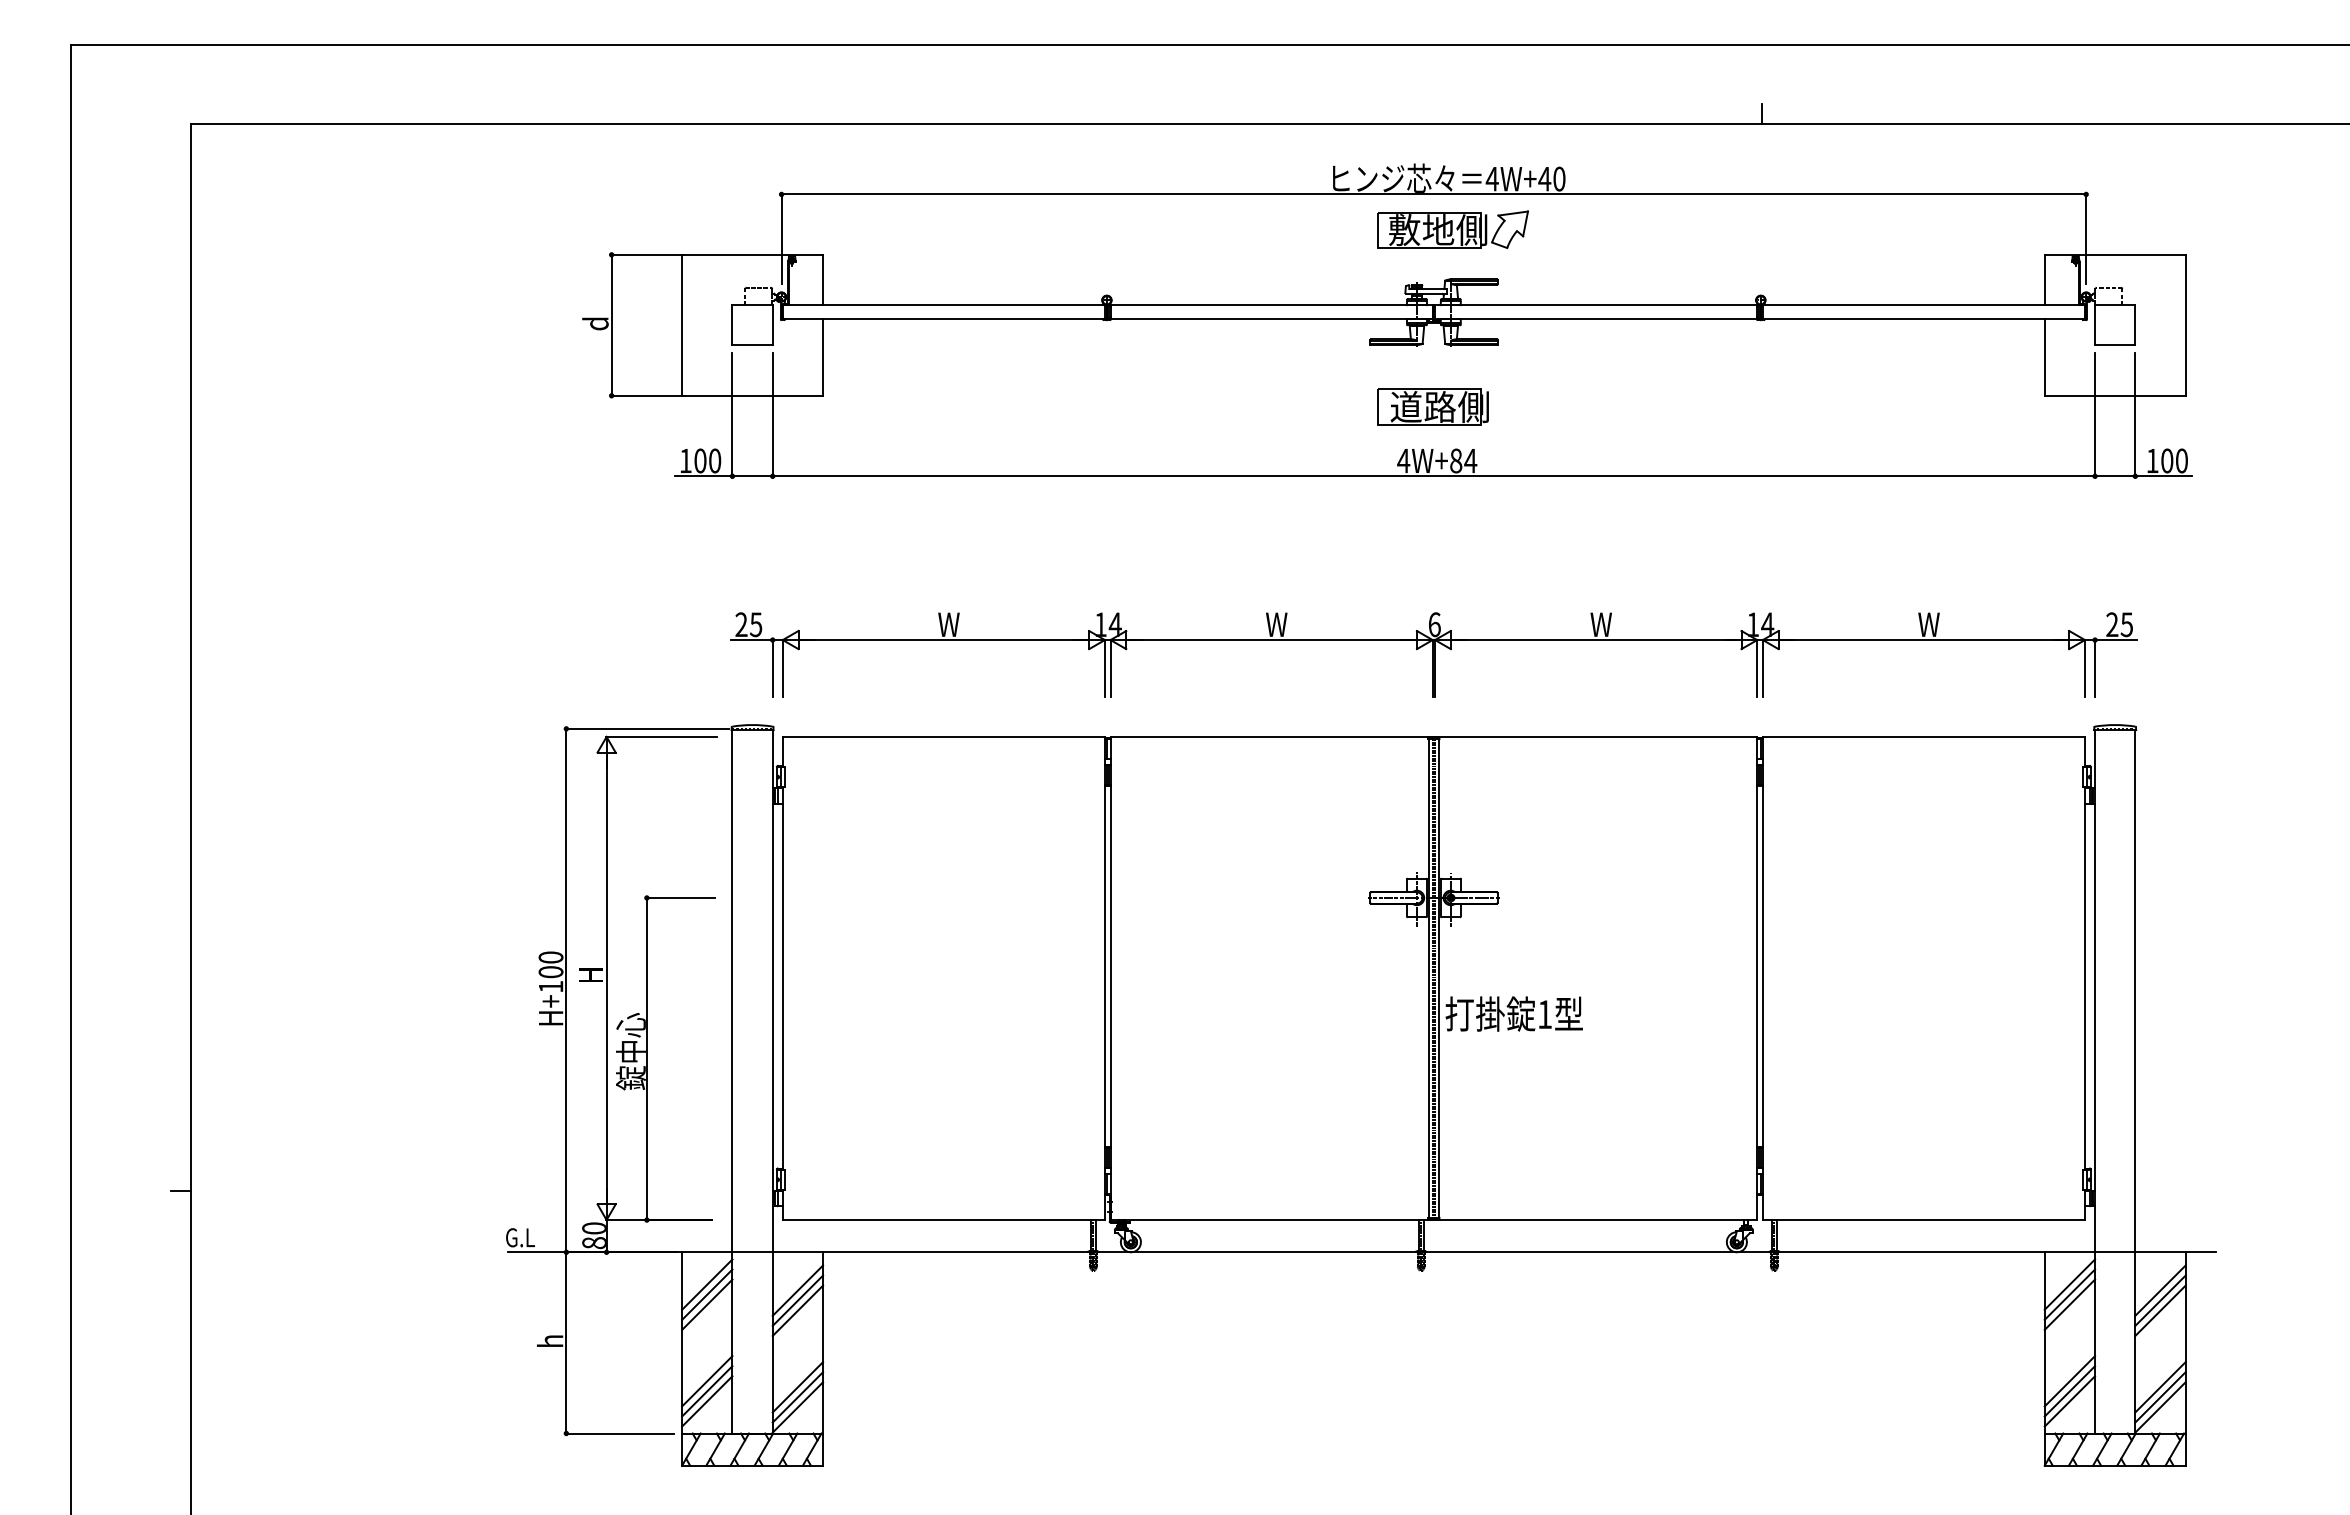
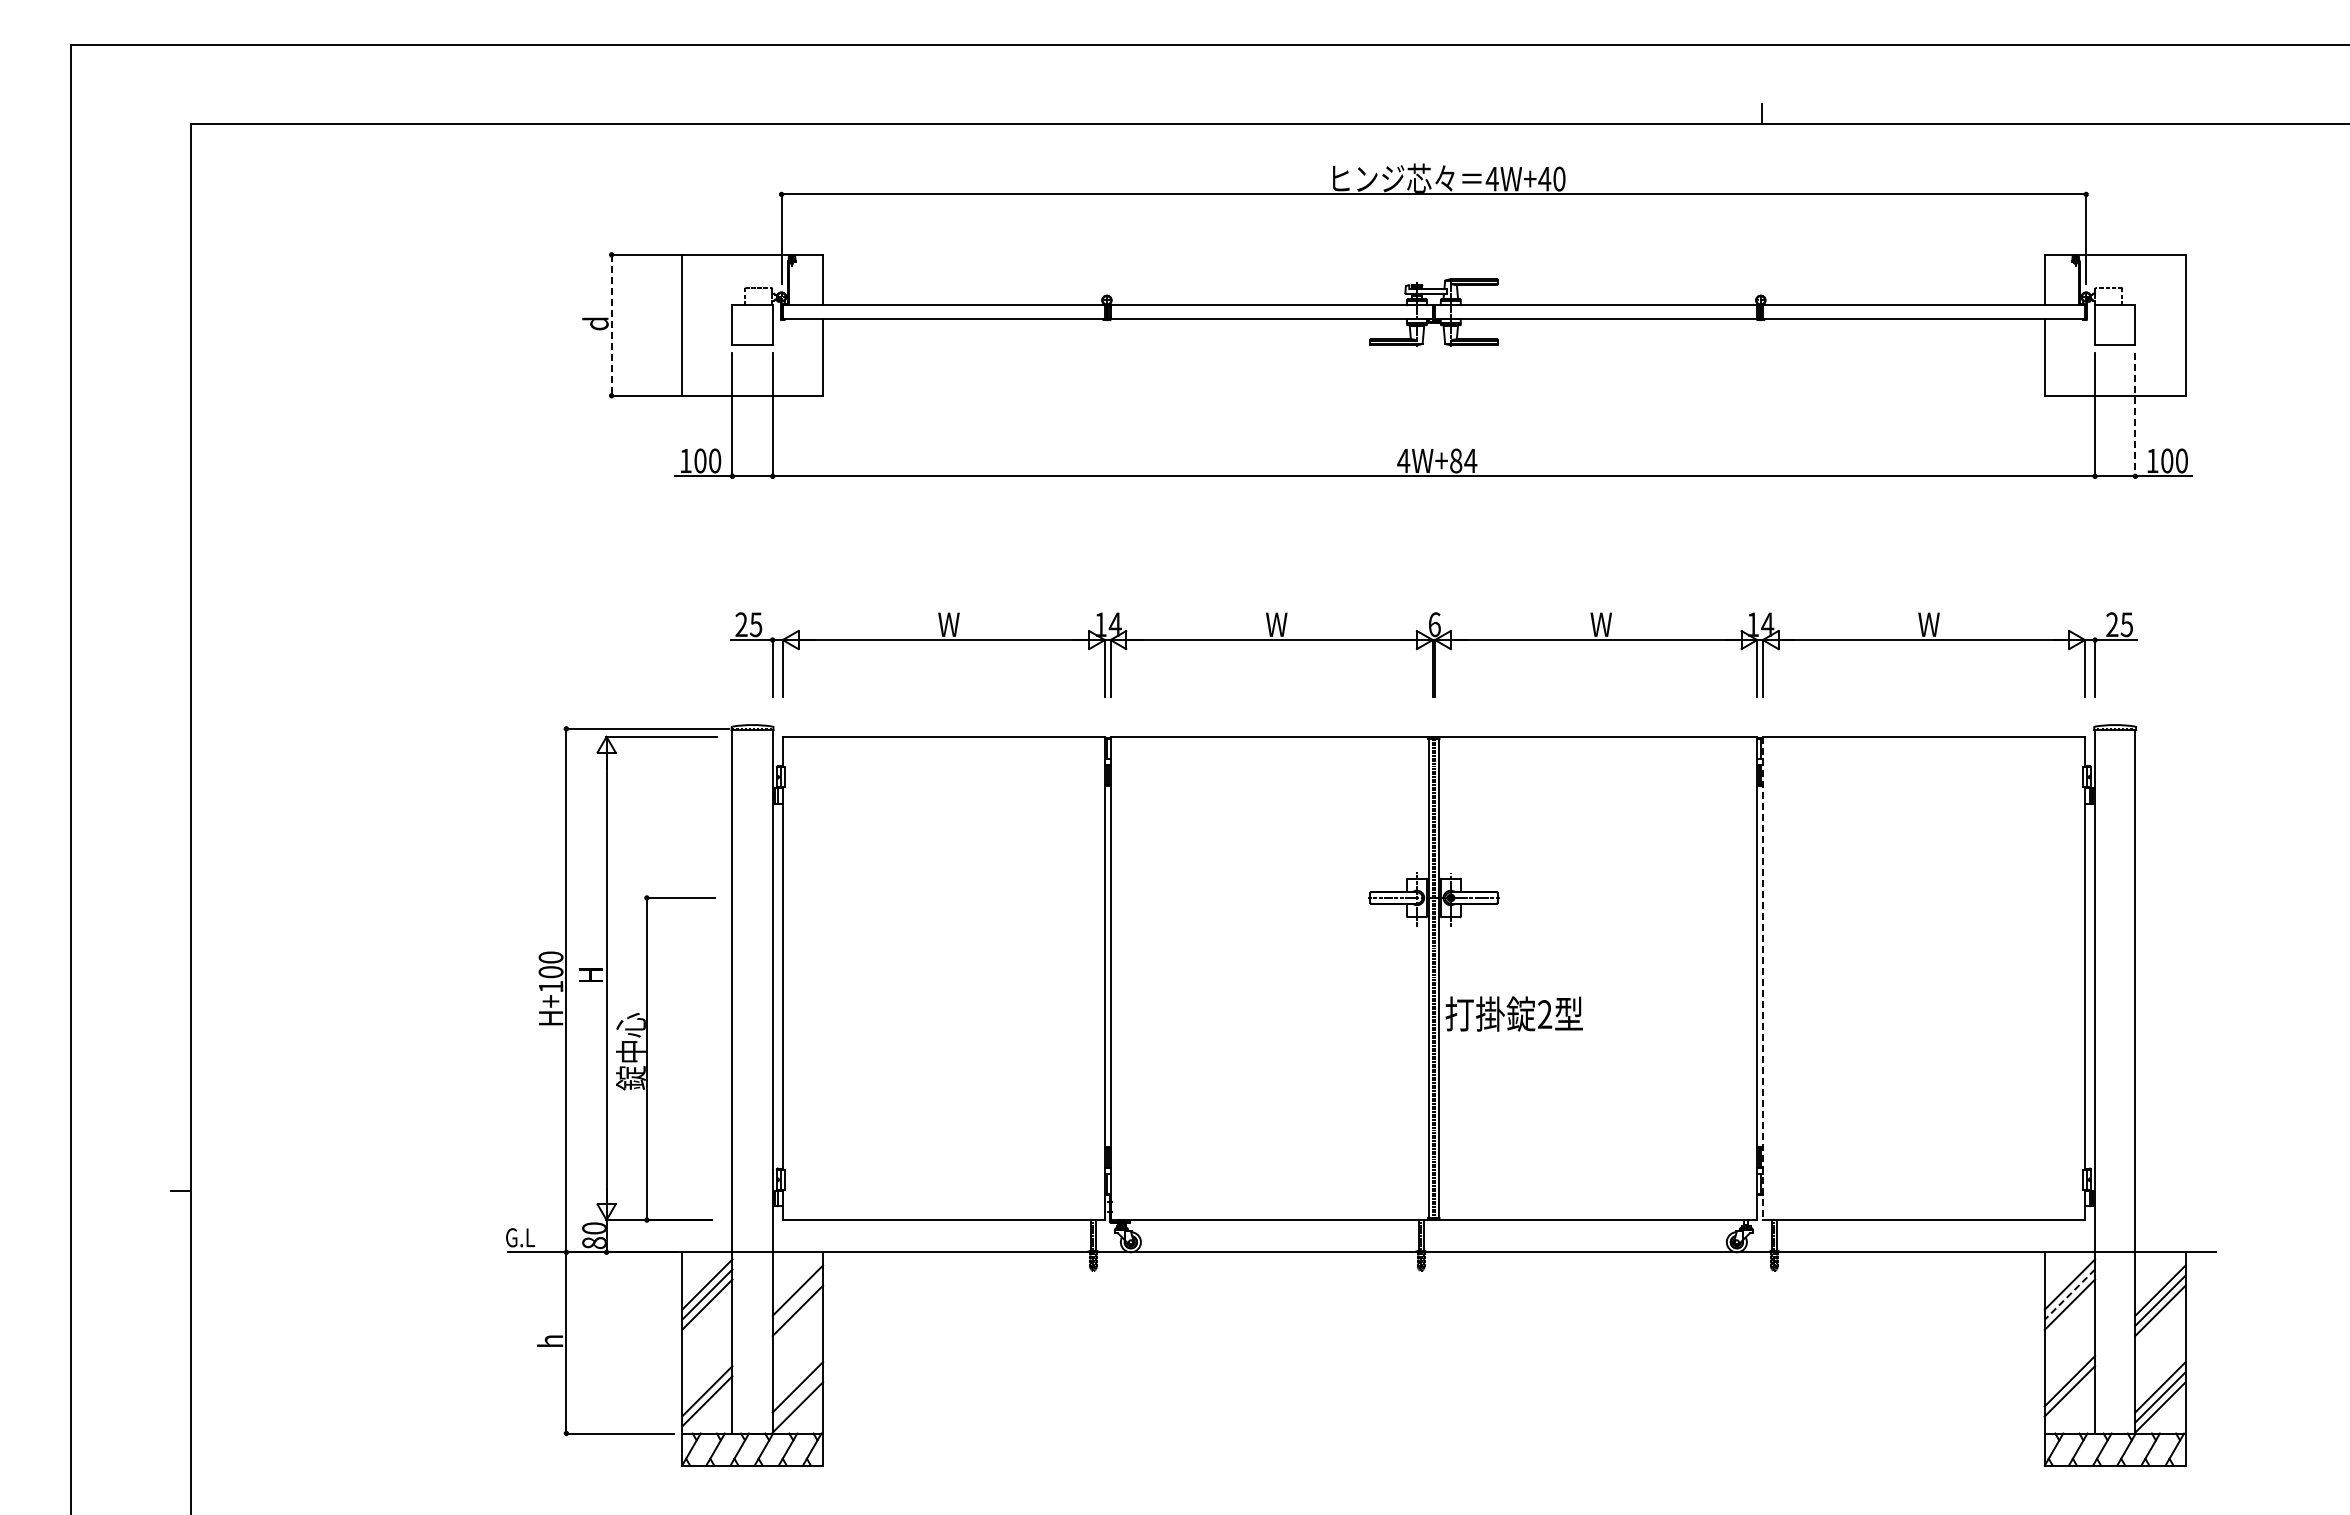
part: present -> none (1452, 229)
line: solid -> dashed (611, 325)
part: present -> none (1432, 406)
line: solid -> dashed (2135, 415)
line: solid -> dashed (1762, 978)
text: 1 -> 2 (1545, 1014)
line: solid -> dashed (2069, 1294)
line: present -> none (797, 1300)
line: present -> none (707, 1381)
line: present -> none (797, 1397)
line: present -> none (2069, 1401)
